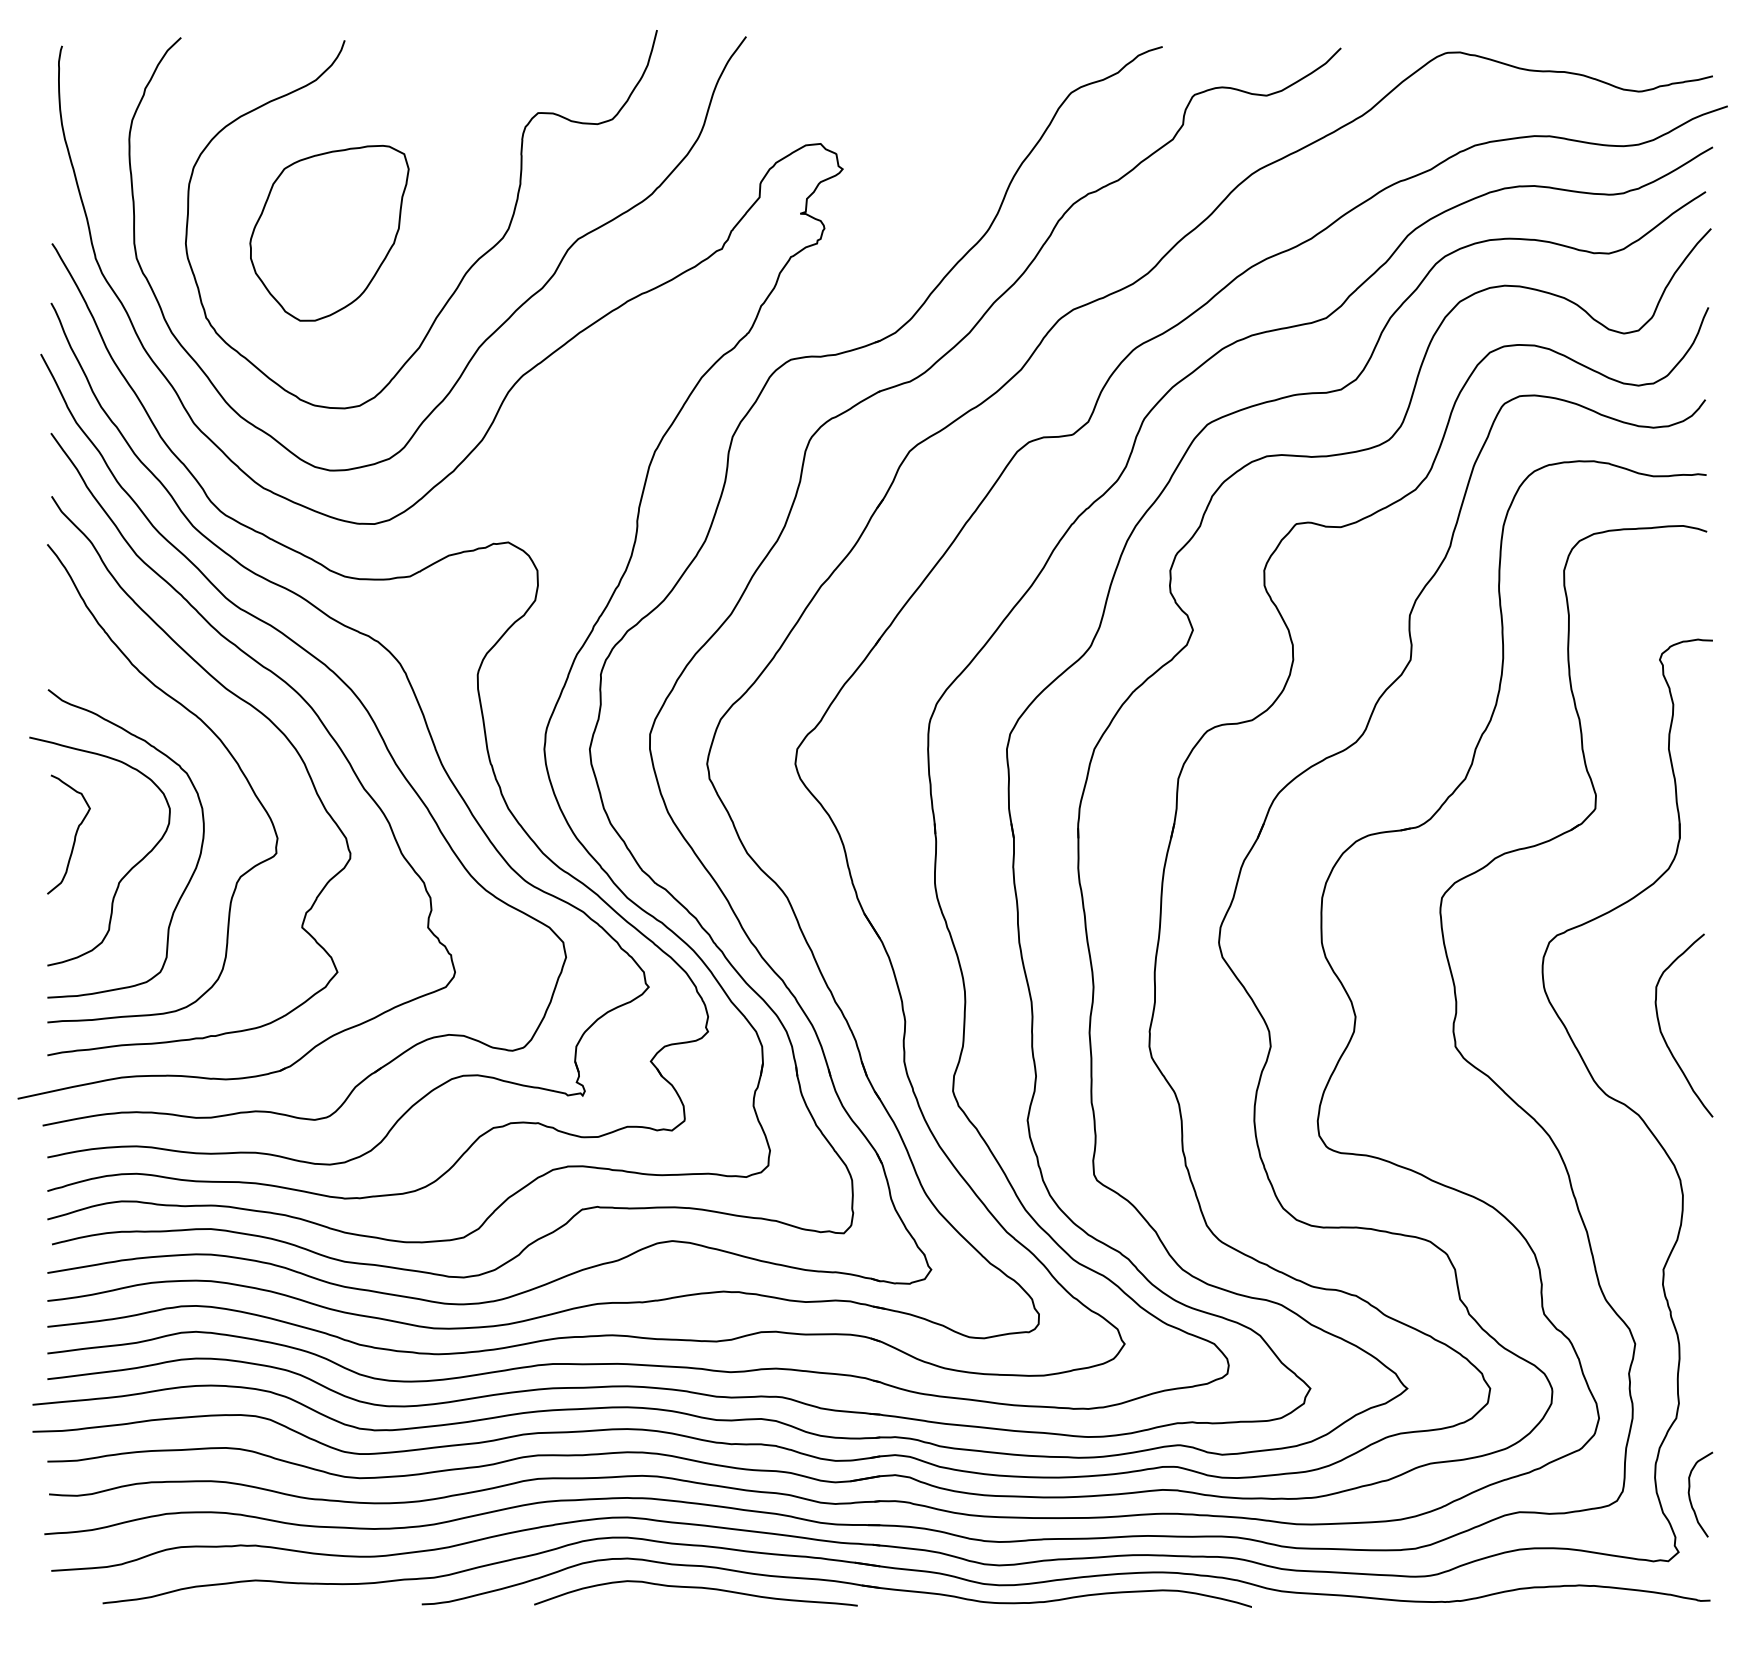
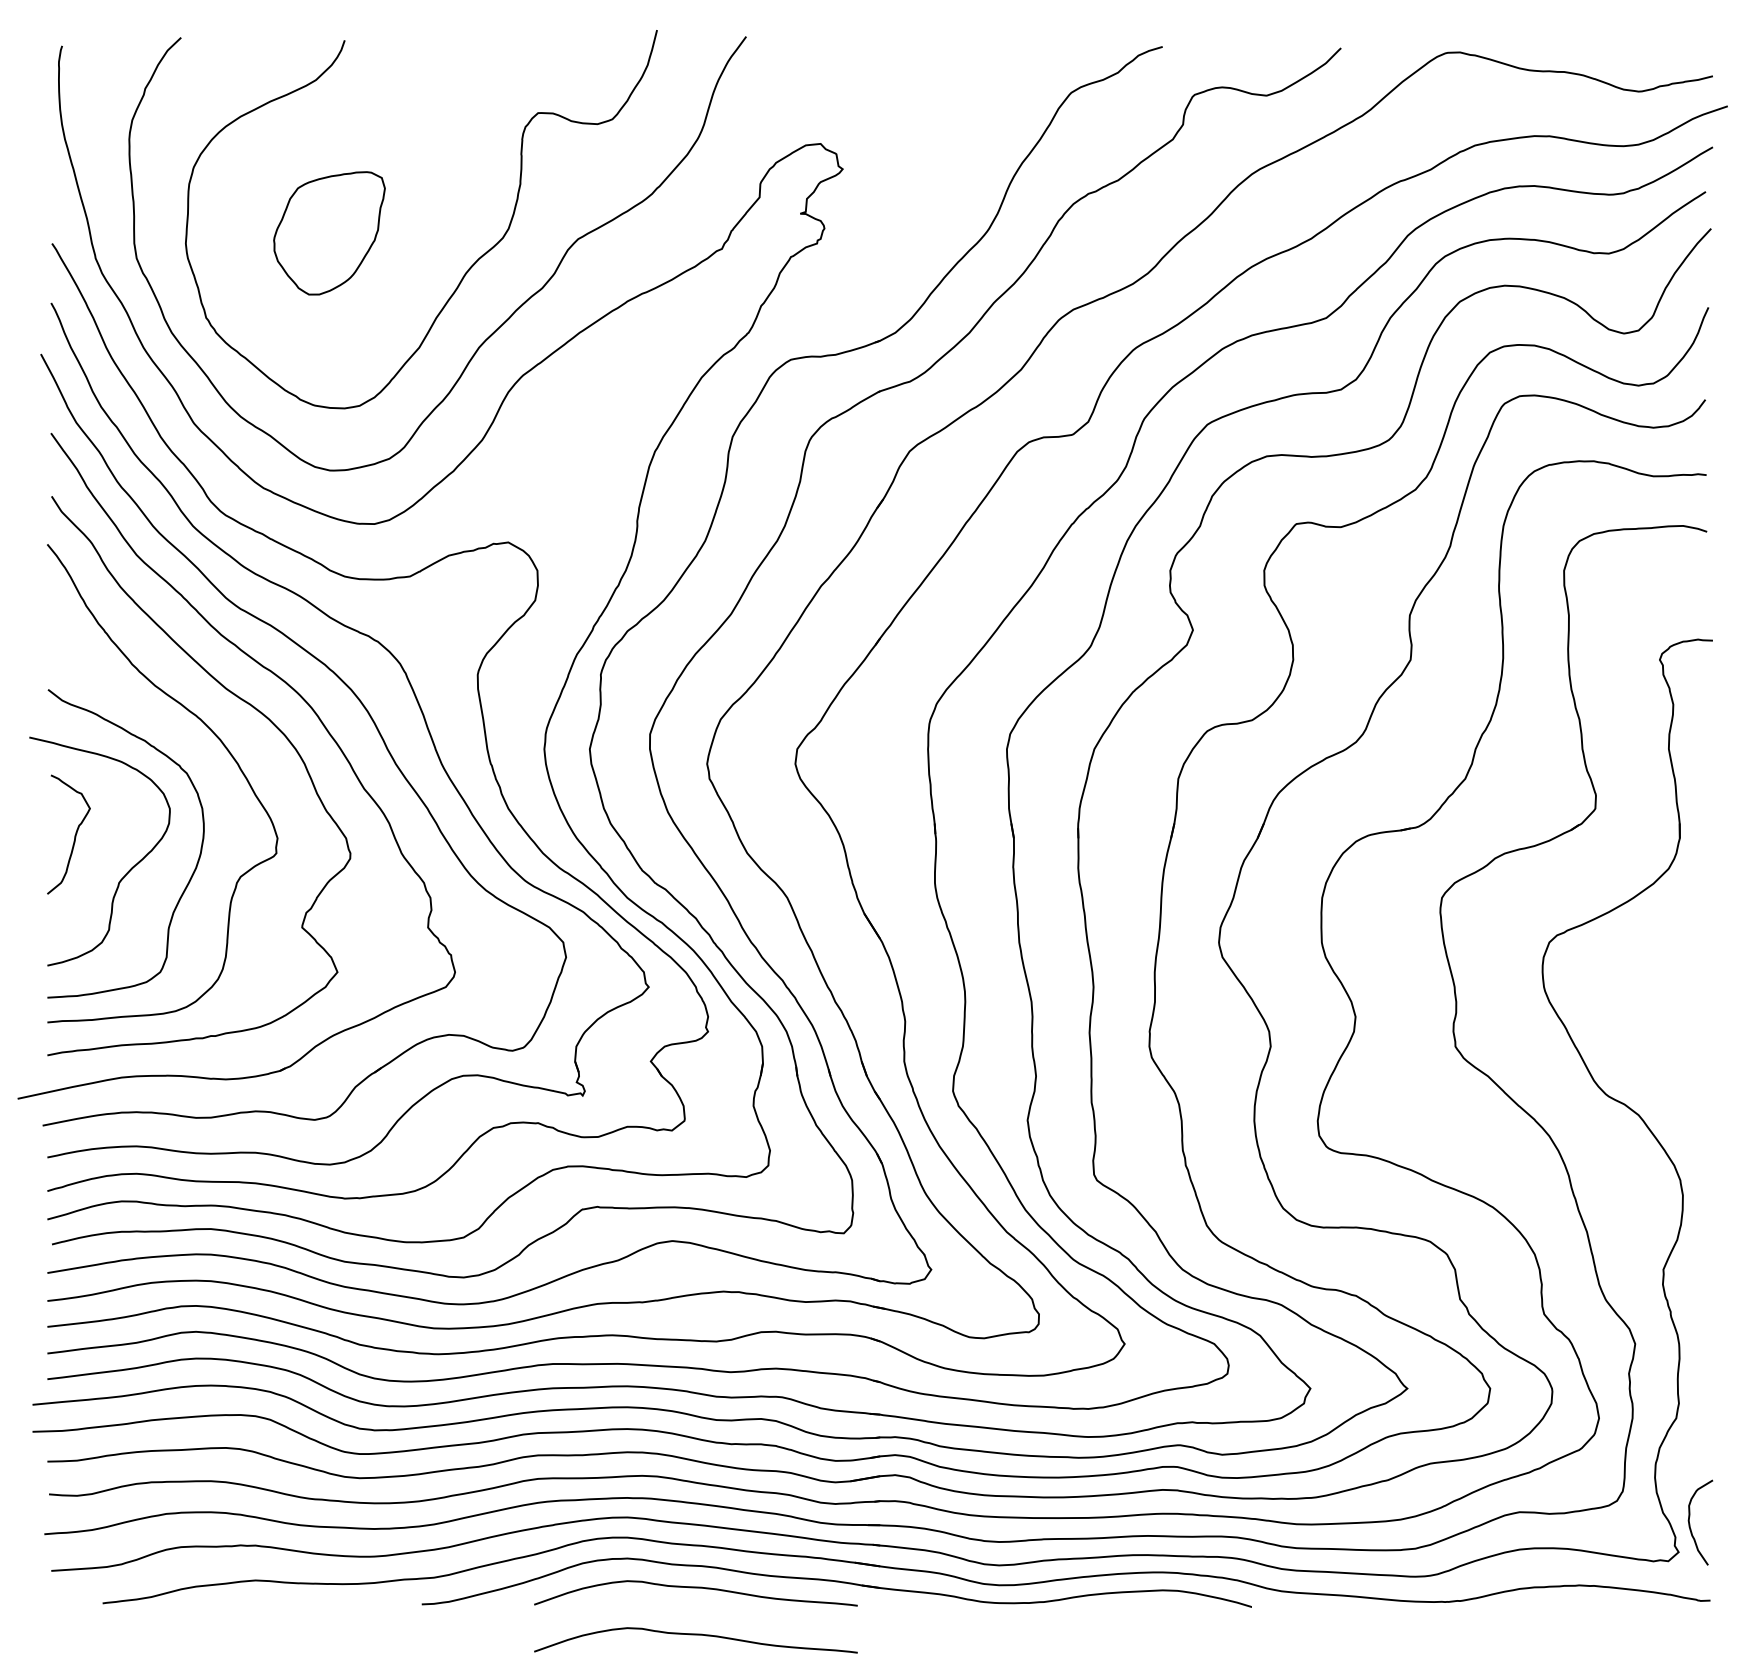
part size: 161x177 px -> 113x125 px (329, 233)
curve: present -> none (1662, 1032)
curve position: (1690, 1495) -> (1690, 1523) (1690, 1523)
curve: none -> present (695, 1635)
